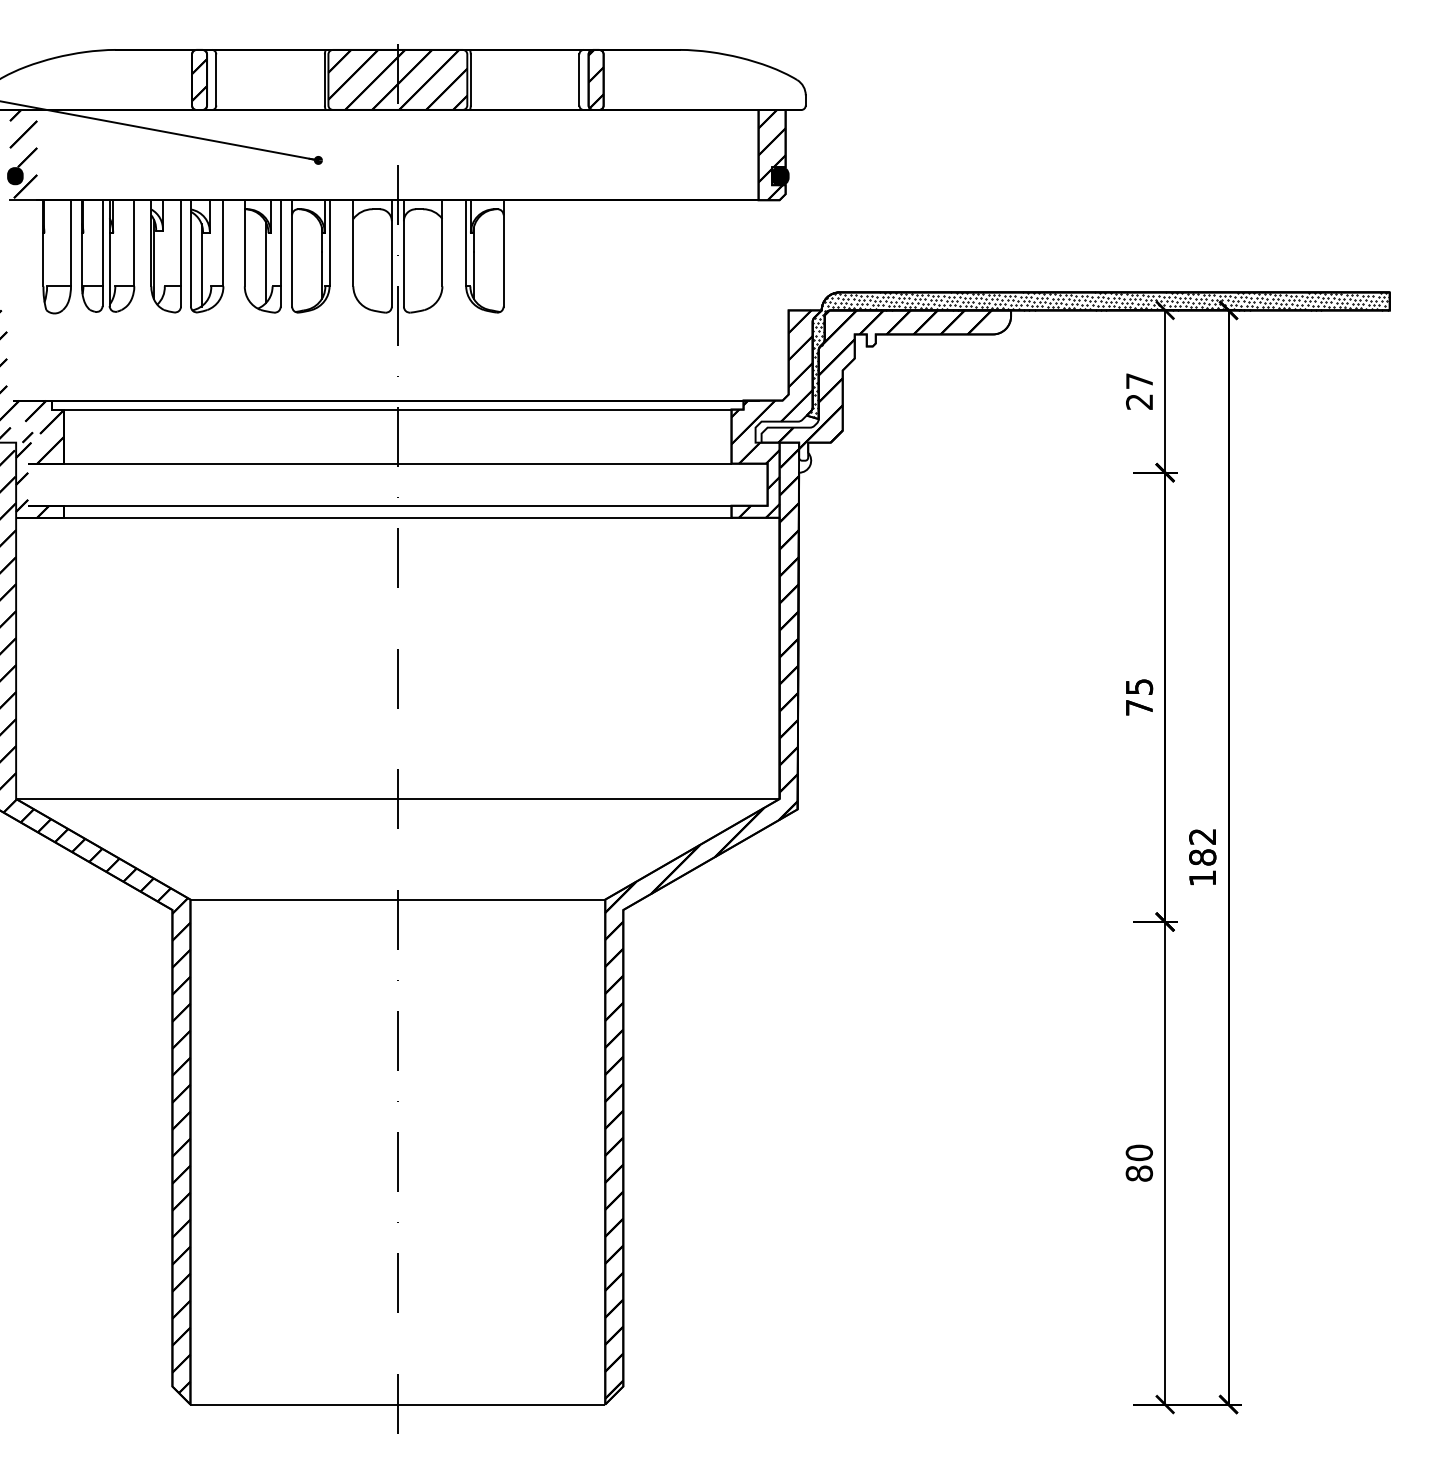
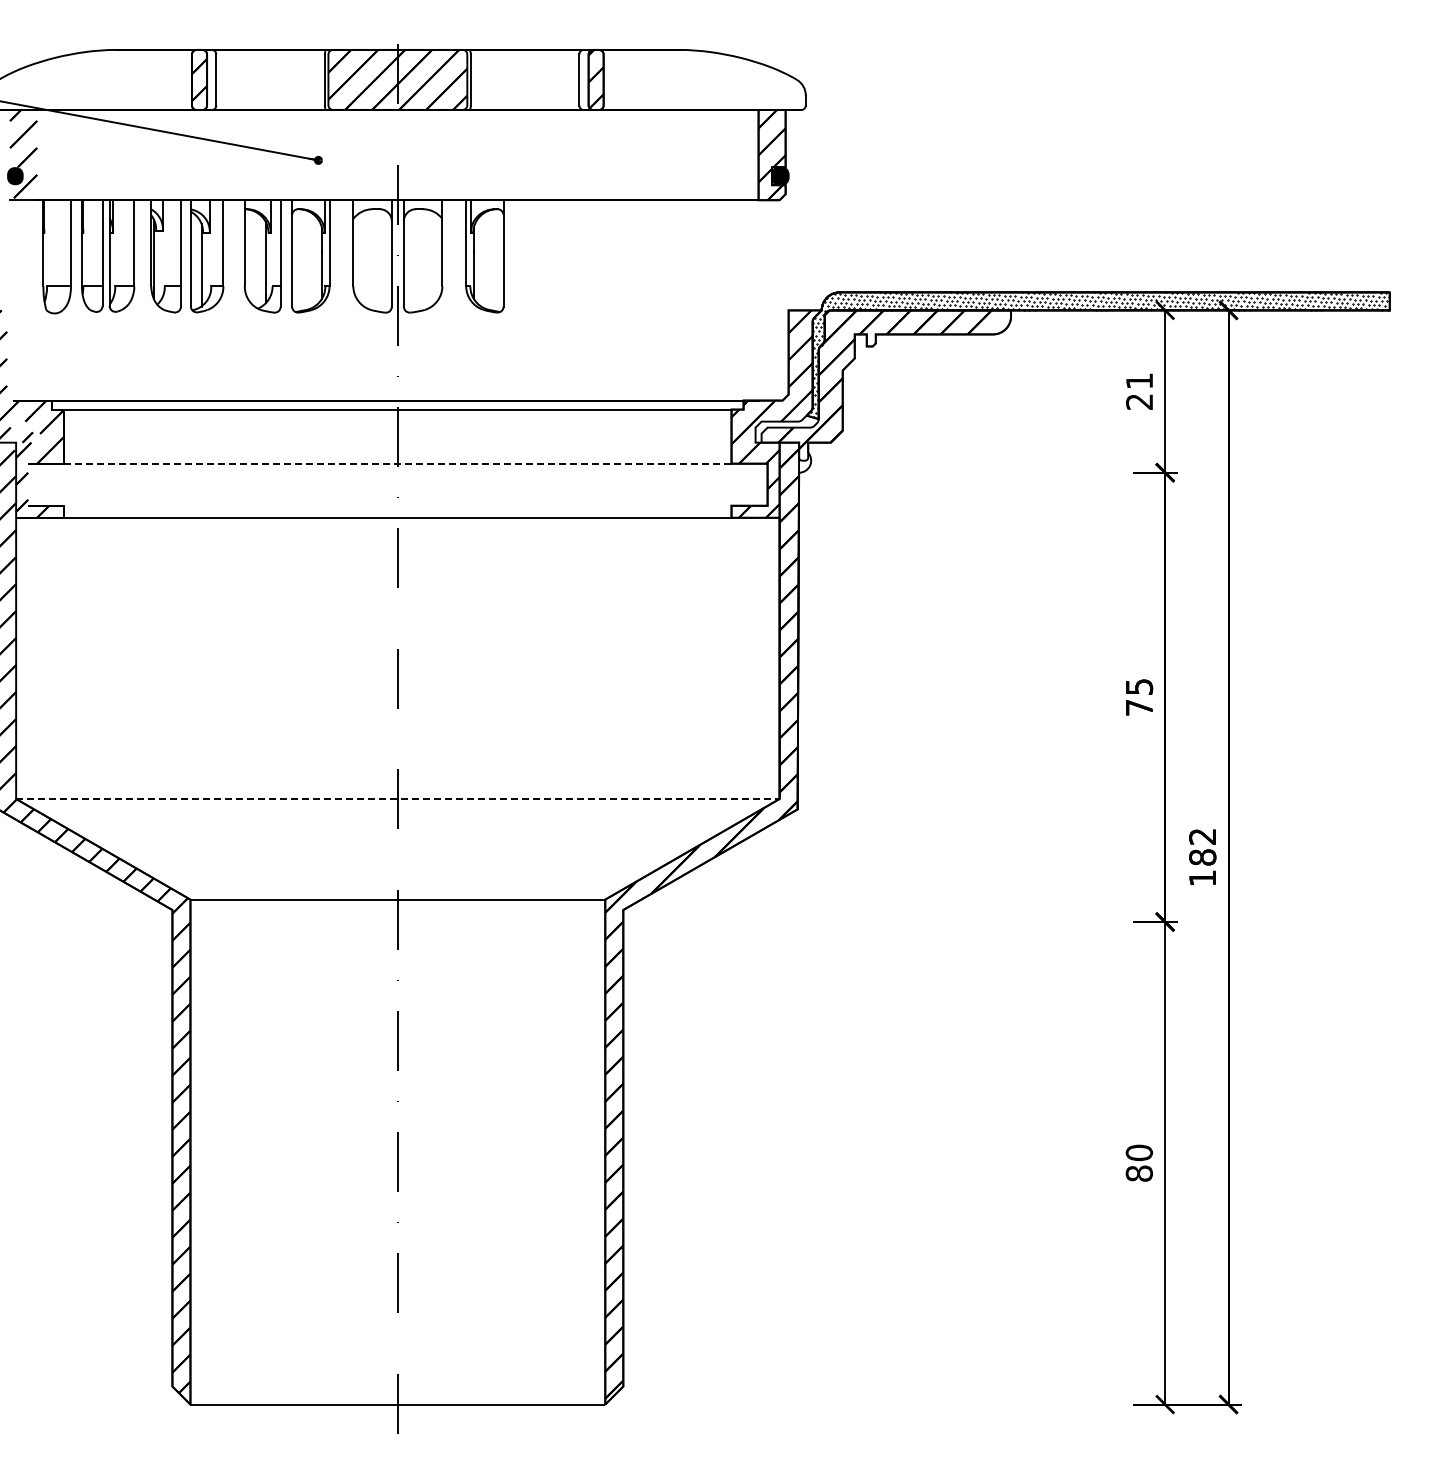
text: 27 -> 21 (1139, 380)
line: solid -> dashed (397, 463)
line: present -> none (397, 505)
line: solid -> dashed (397, 798)
